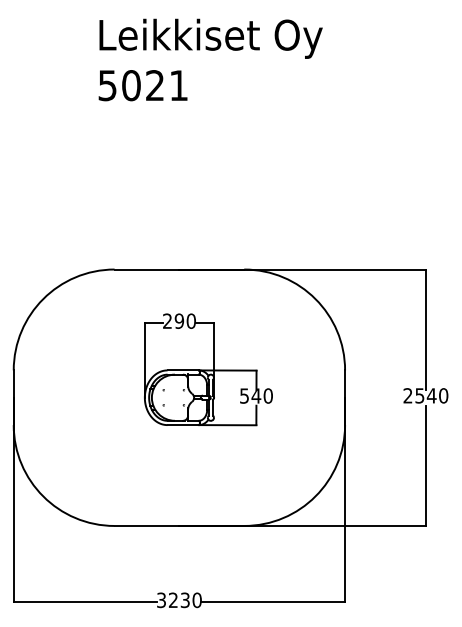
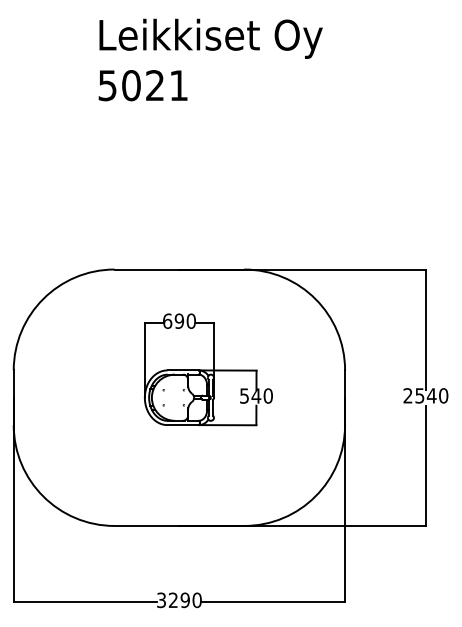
text: 290 -> 690 (167, 320)
text: 3230 -> 3290 (184, 599)
